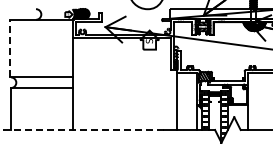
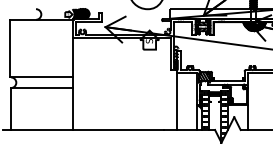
line: dashed -> solid (10, 48)
line: dashed -> solid (83, 130)
